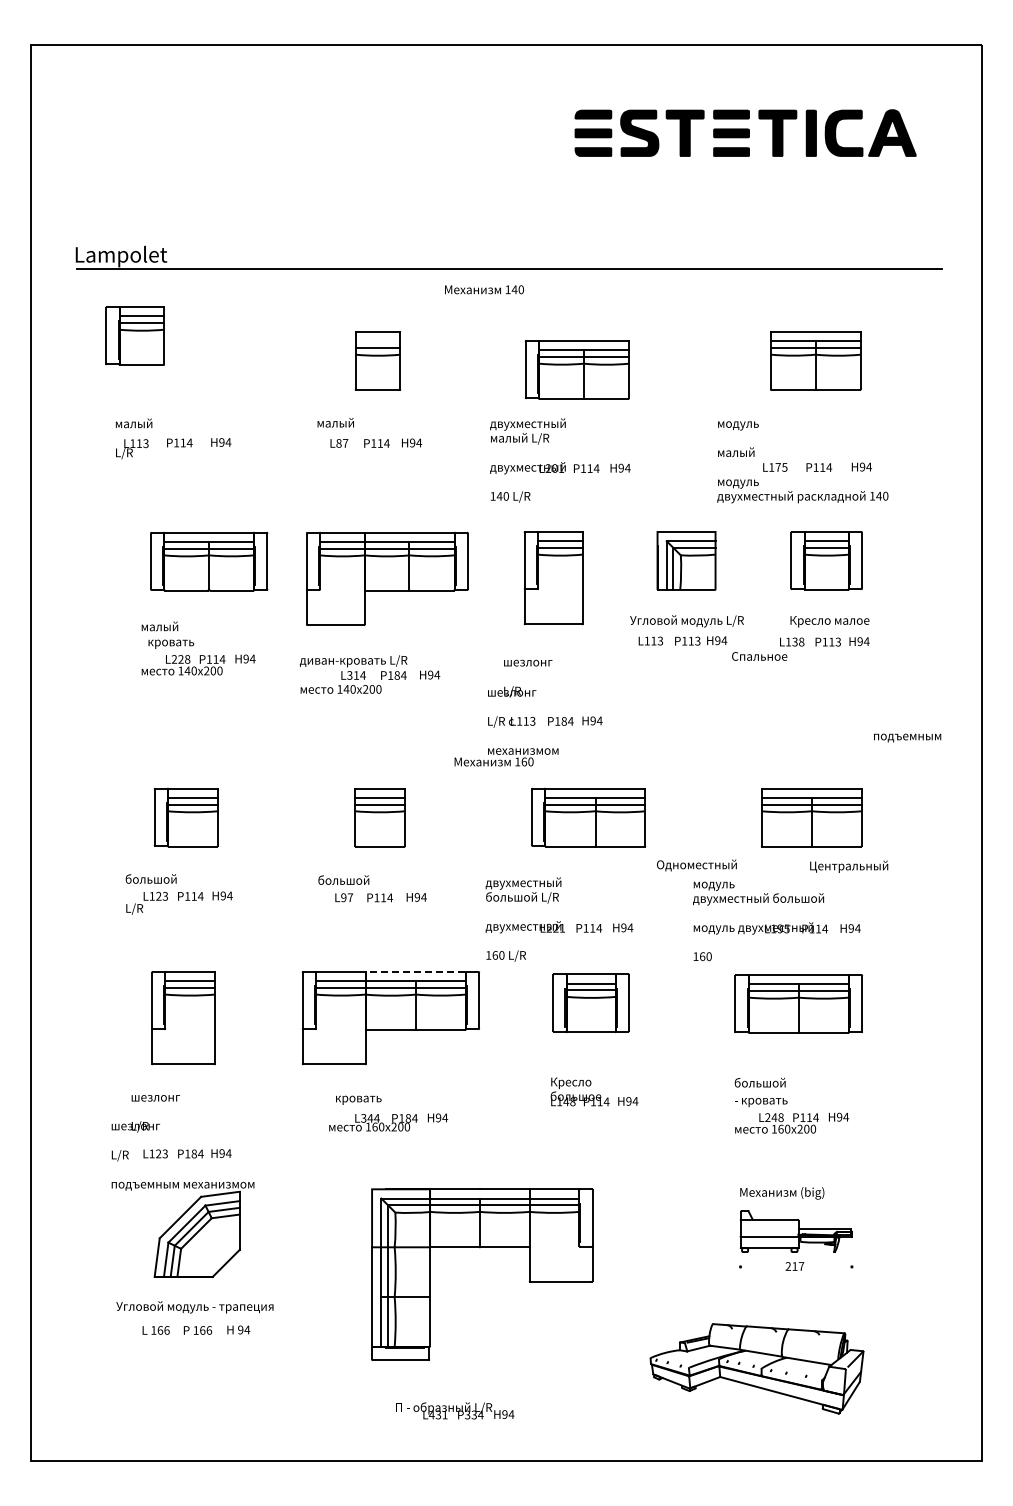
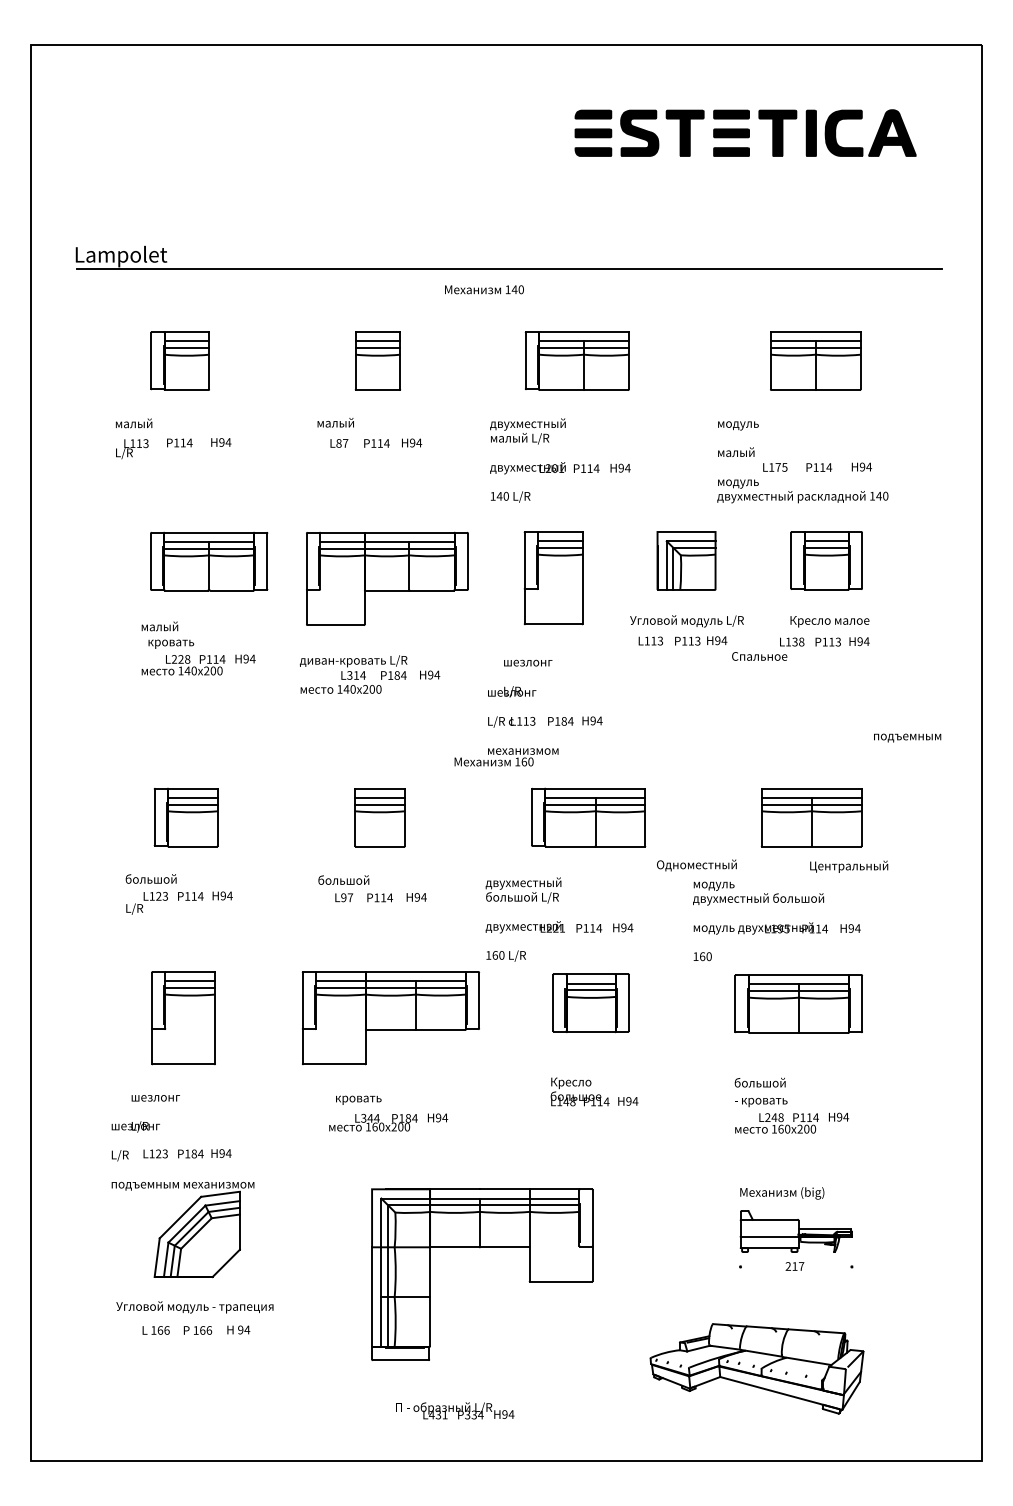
part position: (134, 335) -> (179, 360) (179, 360)
line: none -> present (377, 341)
part position: (576, 369) -> (576, 360) (576, 360)
line: dashed -> solid (415, 972)
